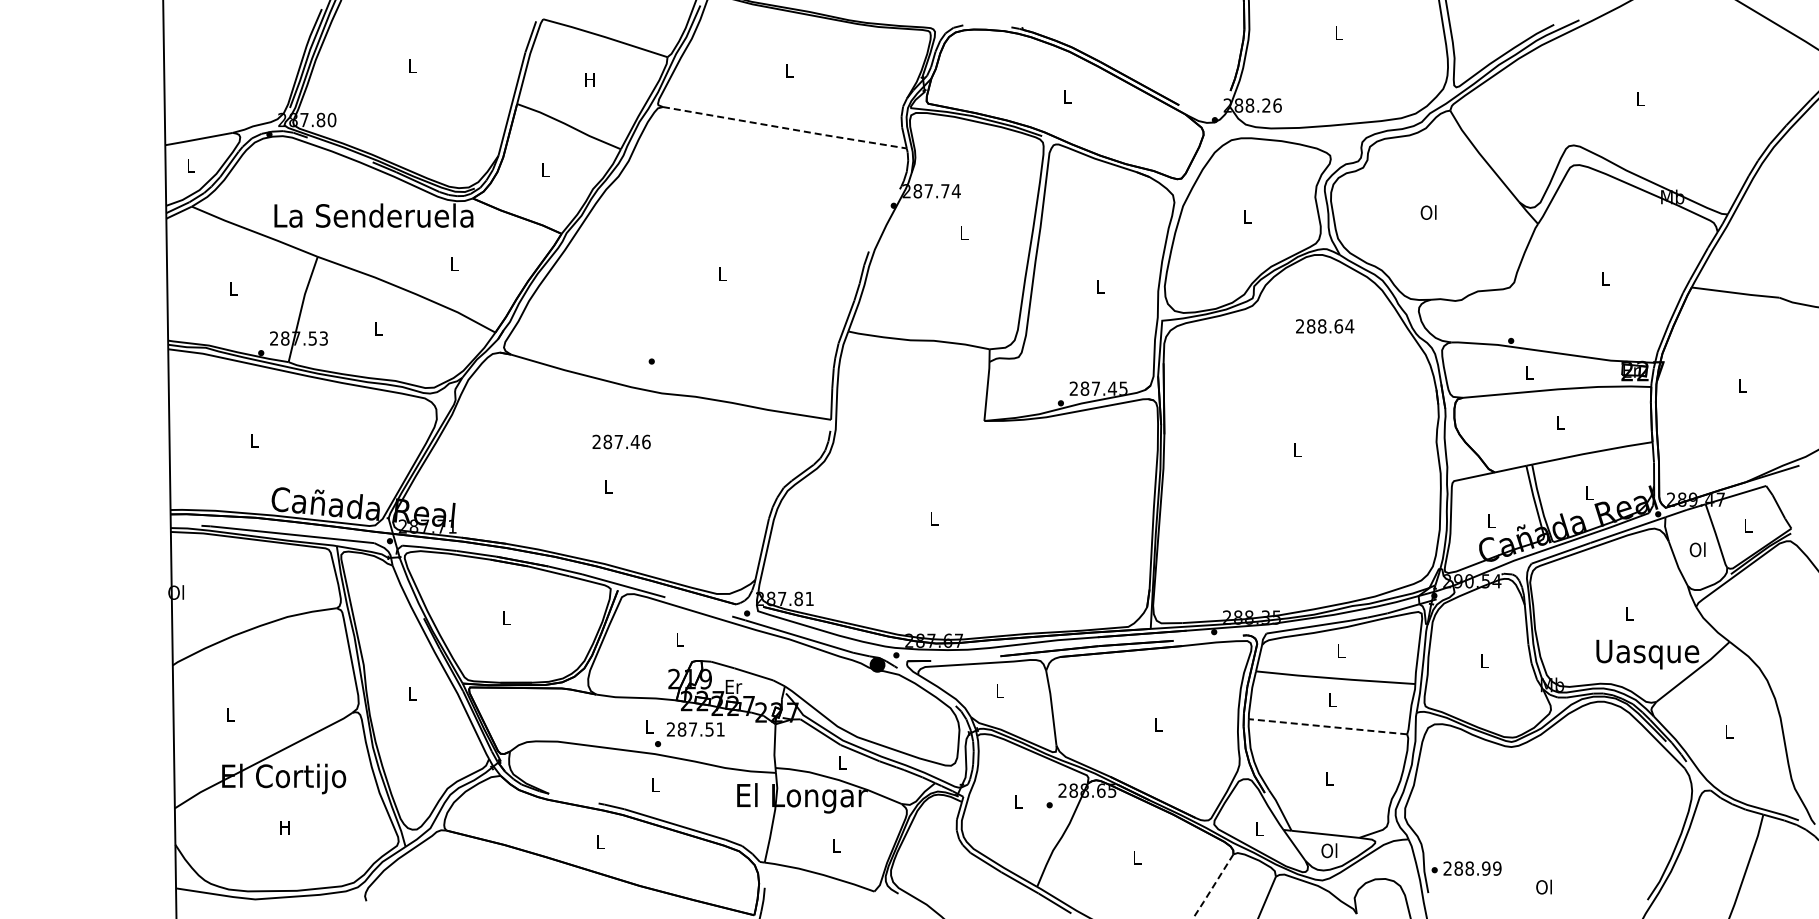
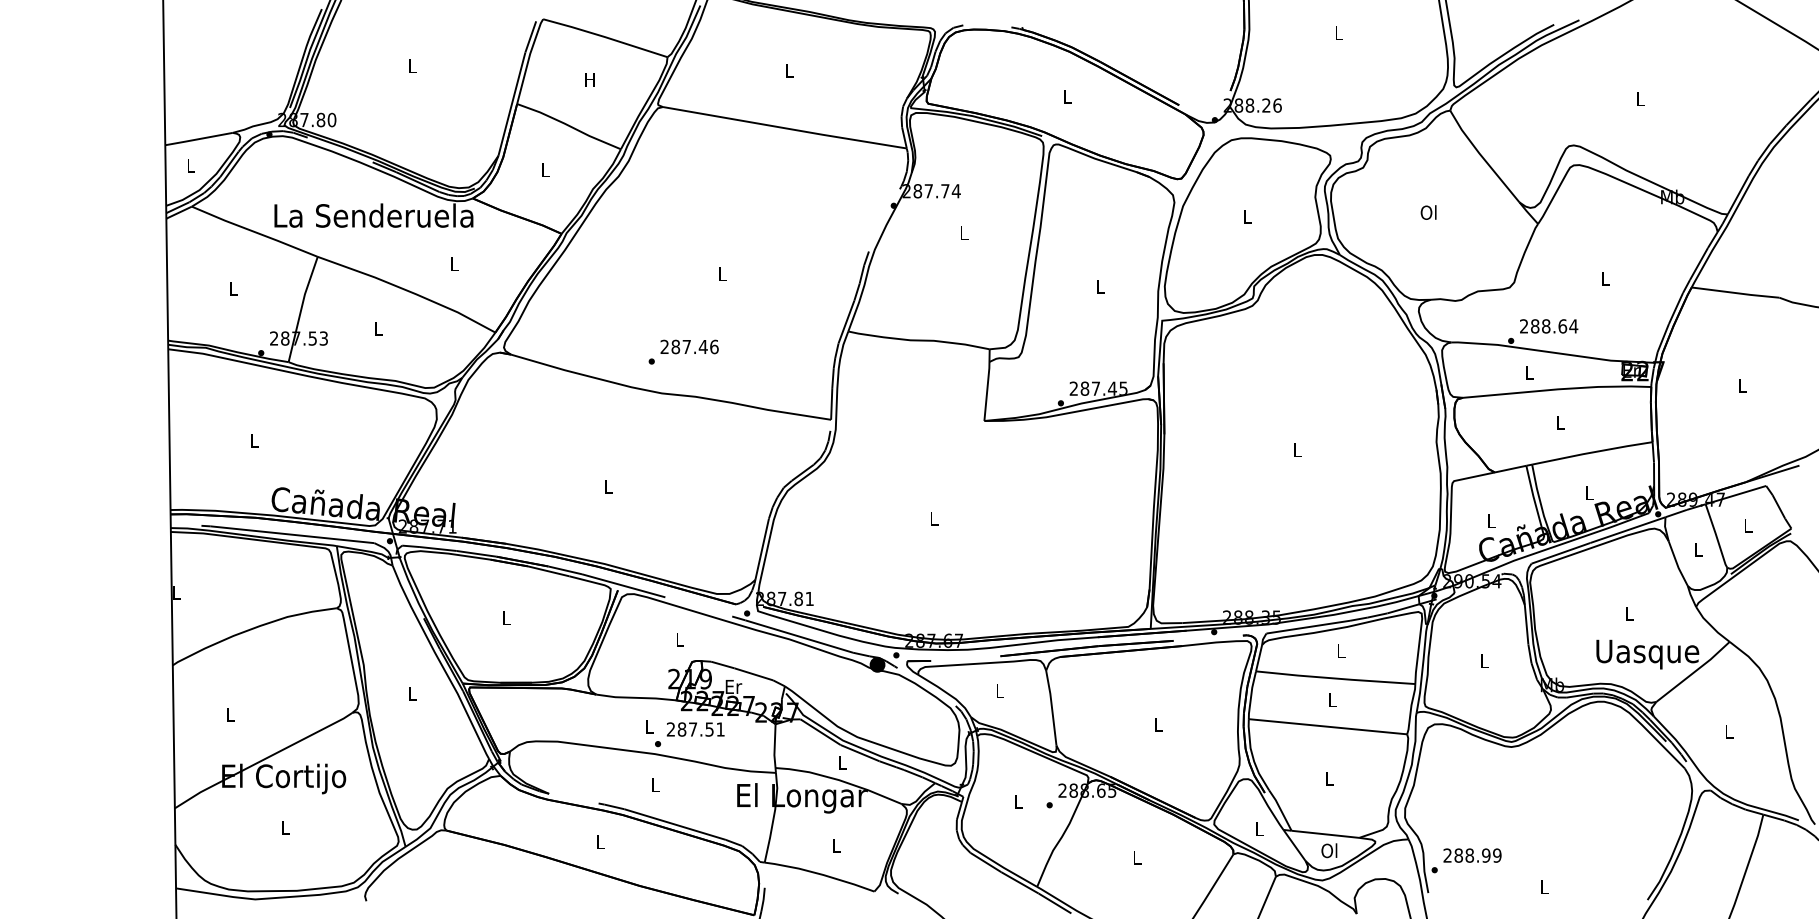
line: dashed -> solid (786, 128)
text position: (1325, 326) -> (1549, 326) (1549, 326)
text position: (621, 441) -> (689, 346) (689, 346)
text: Ol -> L (1697, 549)
text: Ol -> L (175, 592)
line: dashed -> solid (1328, 726)
text: H -> L (284, 827)
text position: (1472, 868) -> (1472, 855) (1472, 855)
text: Ol -> L (1543, 886)
line: dashed -> solid (1212, 887)
